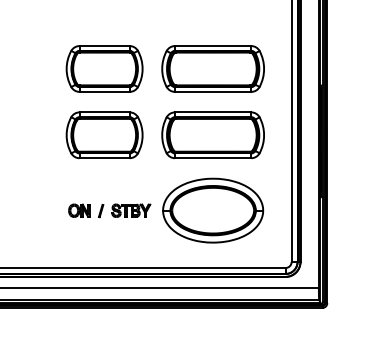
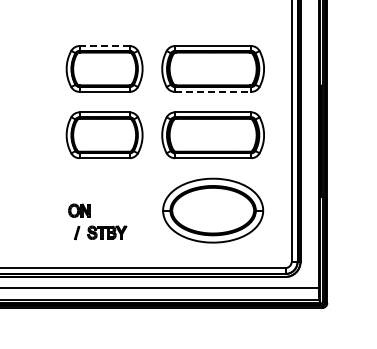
line: solid -> dashed (104, 46)
line: solid -> dashed (213, 91)
part position: (124, 210) -> (100, 232) (100, 232)
